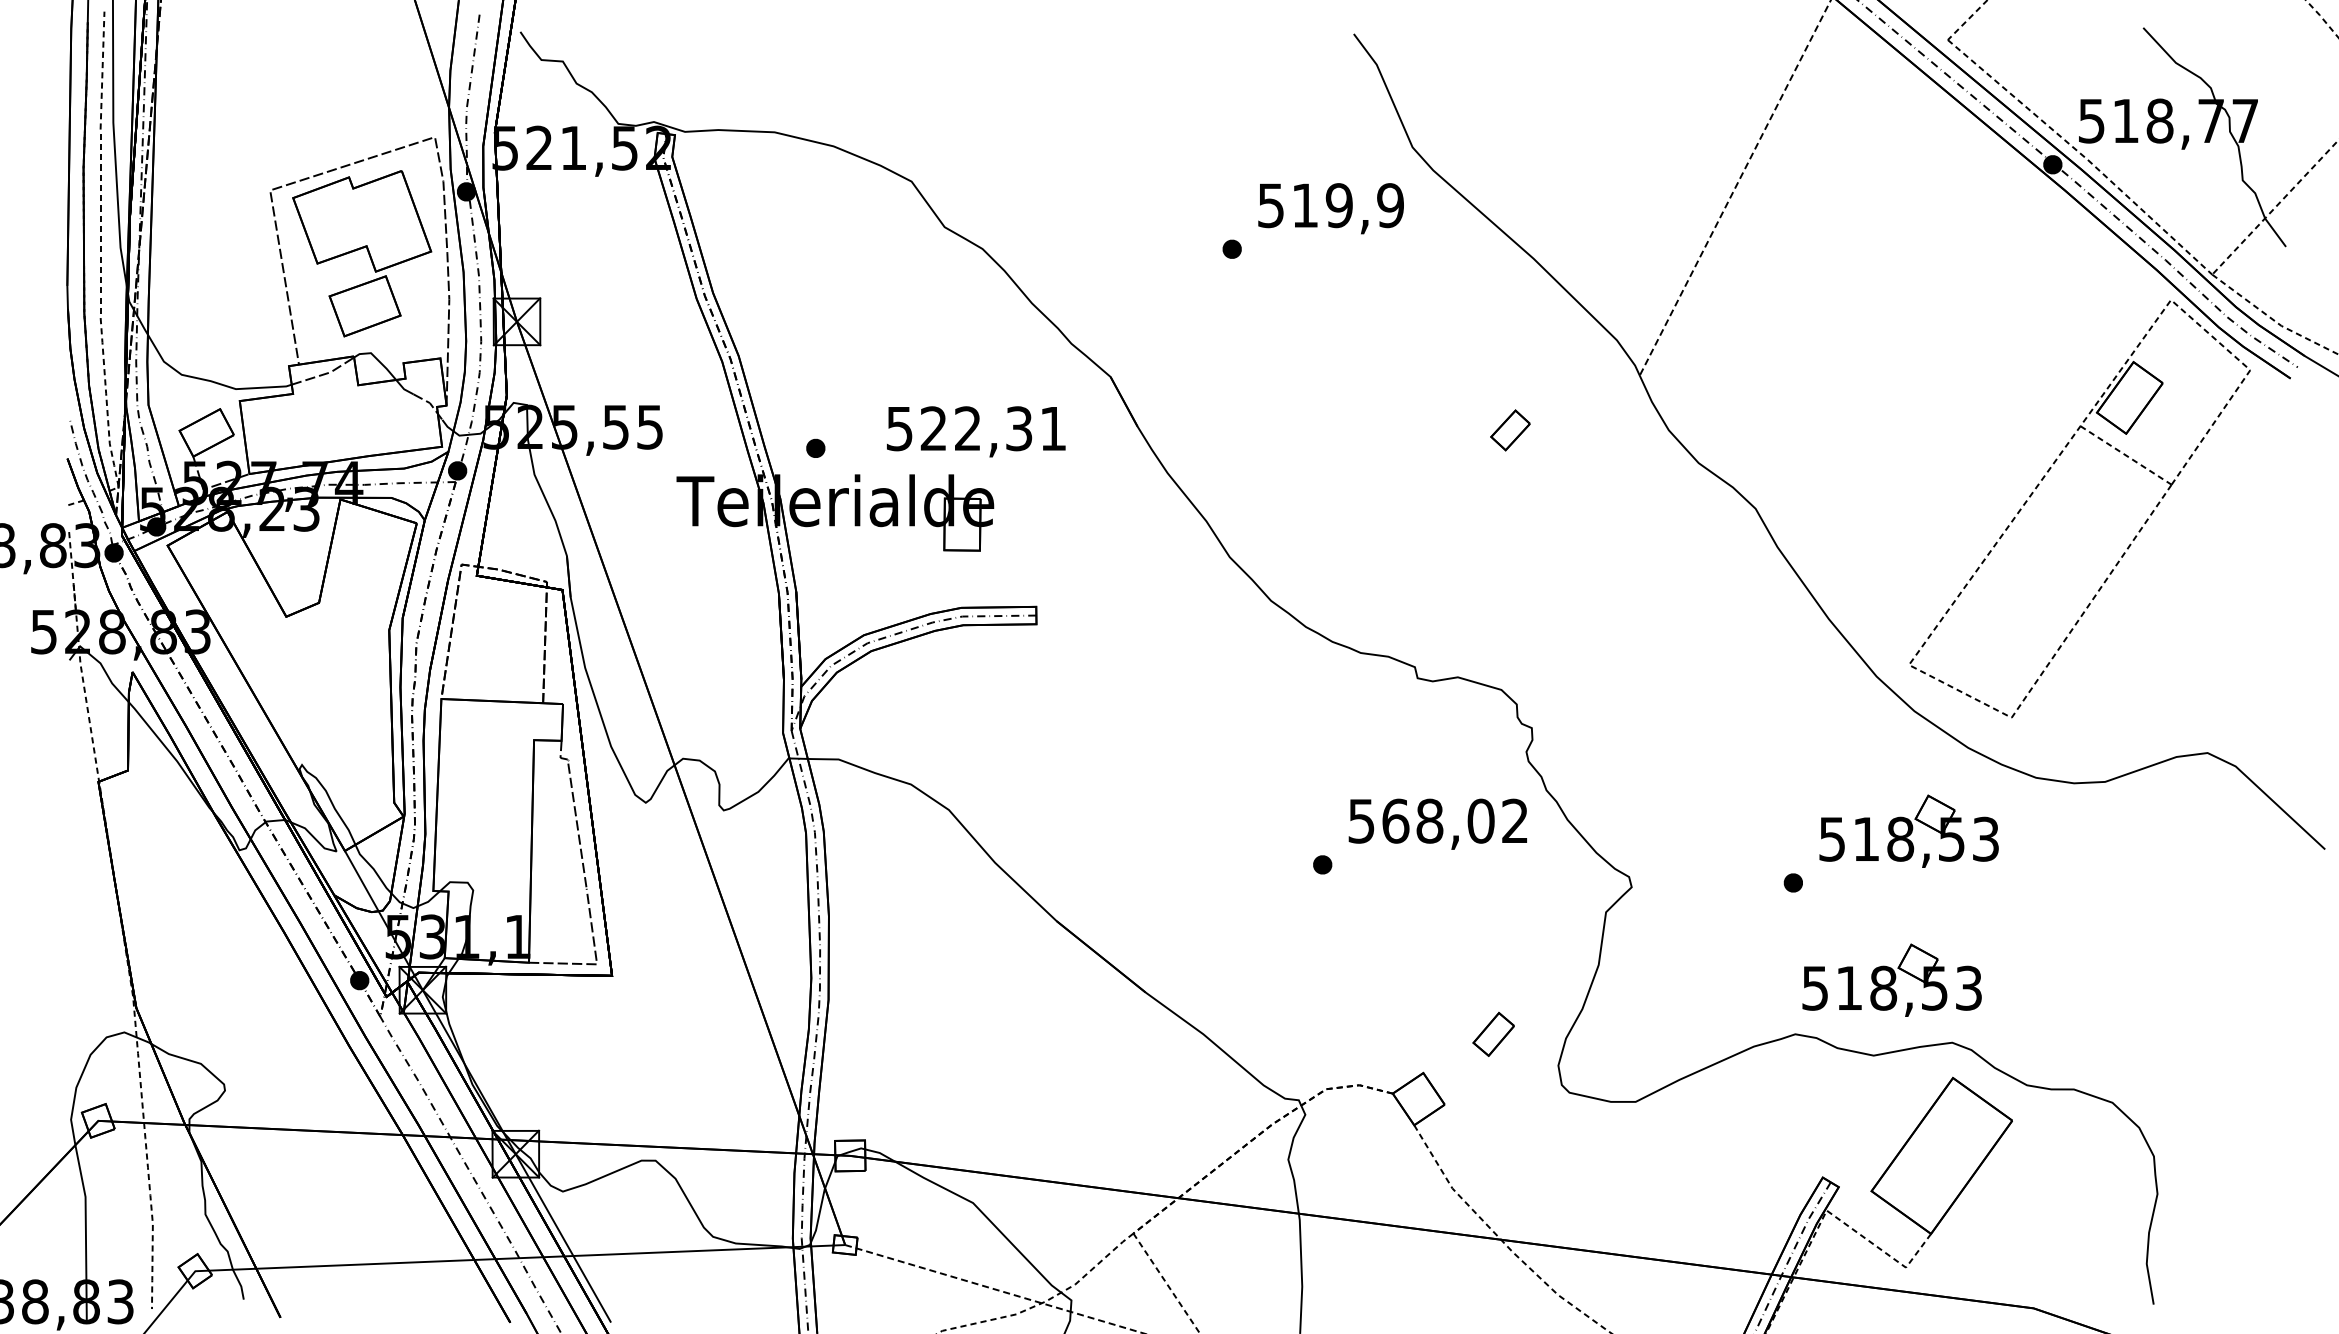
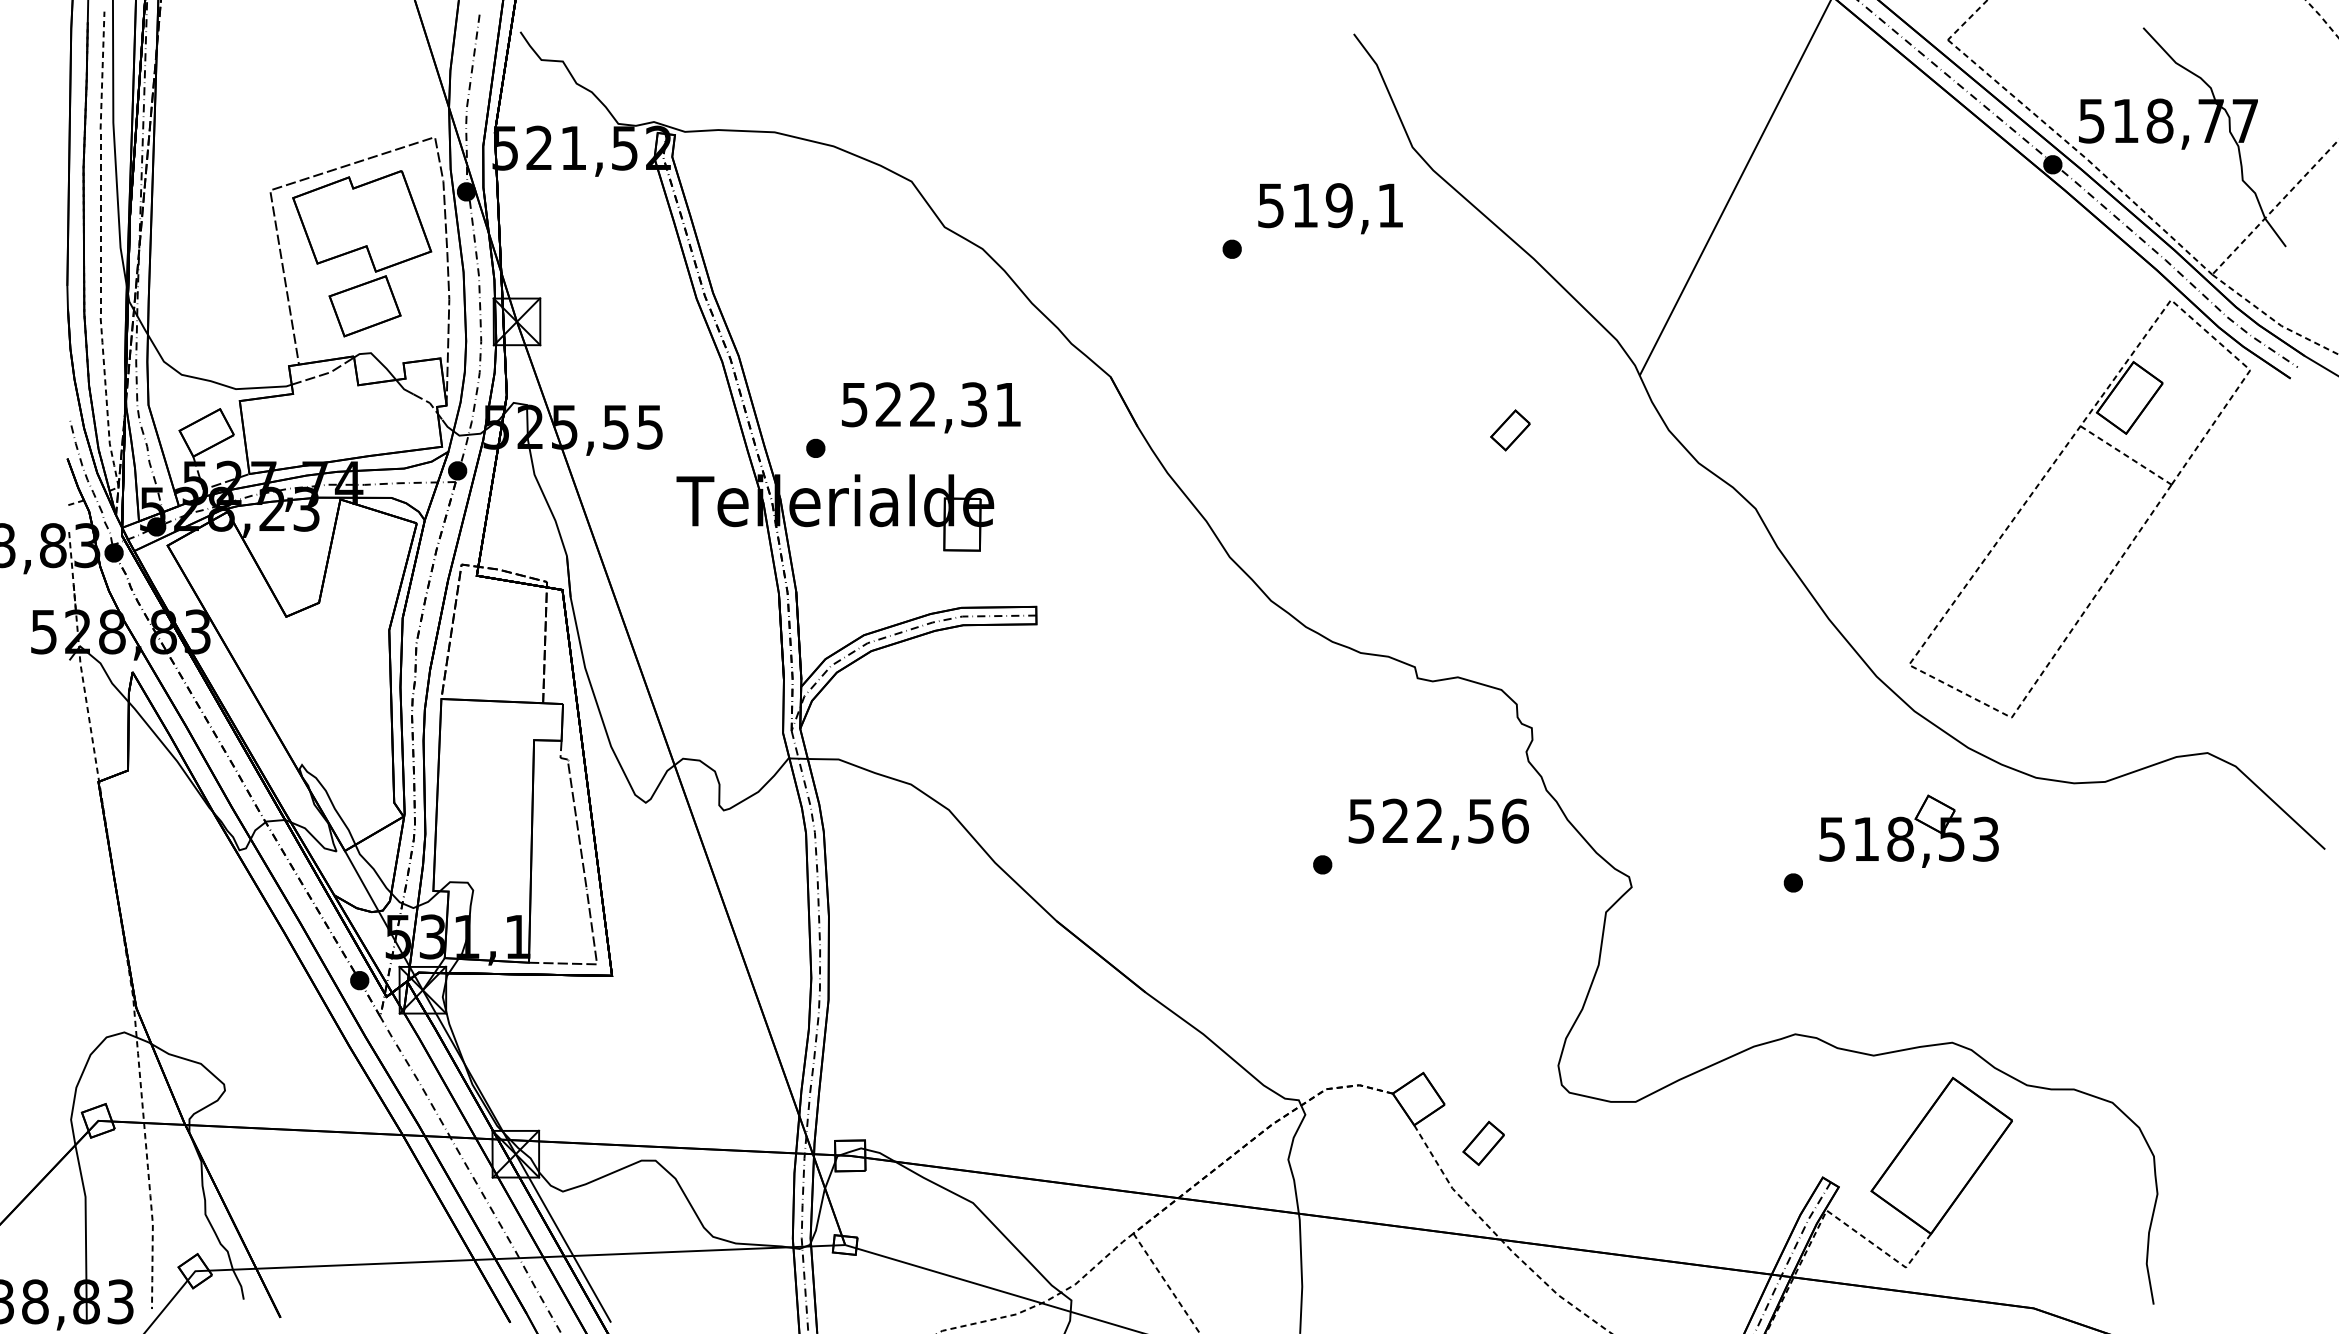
line: dashed -> solid (1735, 188)
text: 519,9 -> 519,1 (1390, 205)
text position: (976, 431) -> (931, 407) (931, 407)
text: 568,02 -> 522,56 (1455, 820)
part: present -> none (1891, 979)
part position: (1493, 1033) -> (1483, 1142) (1483, 1142)
line: dashed -> solid (994, 1289)
